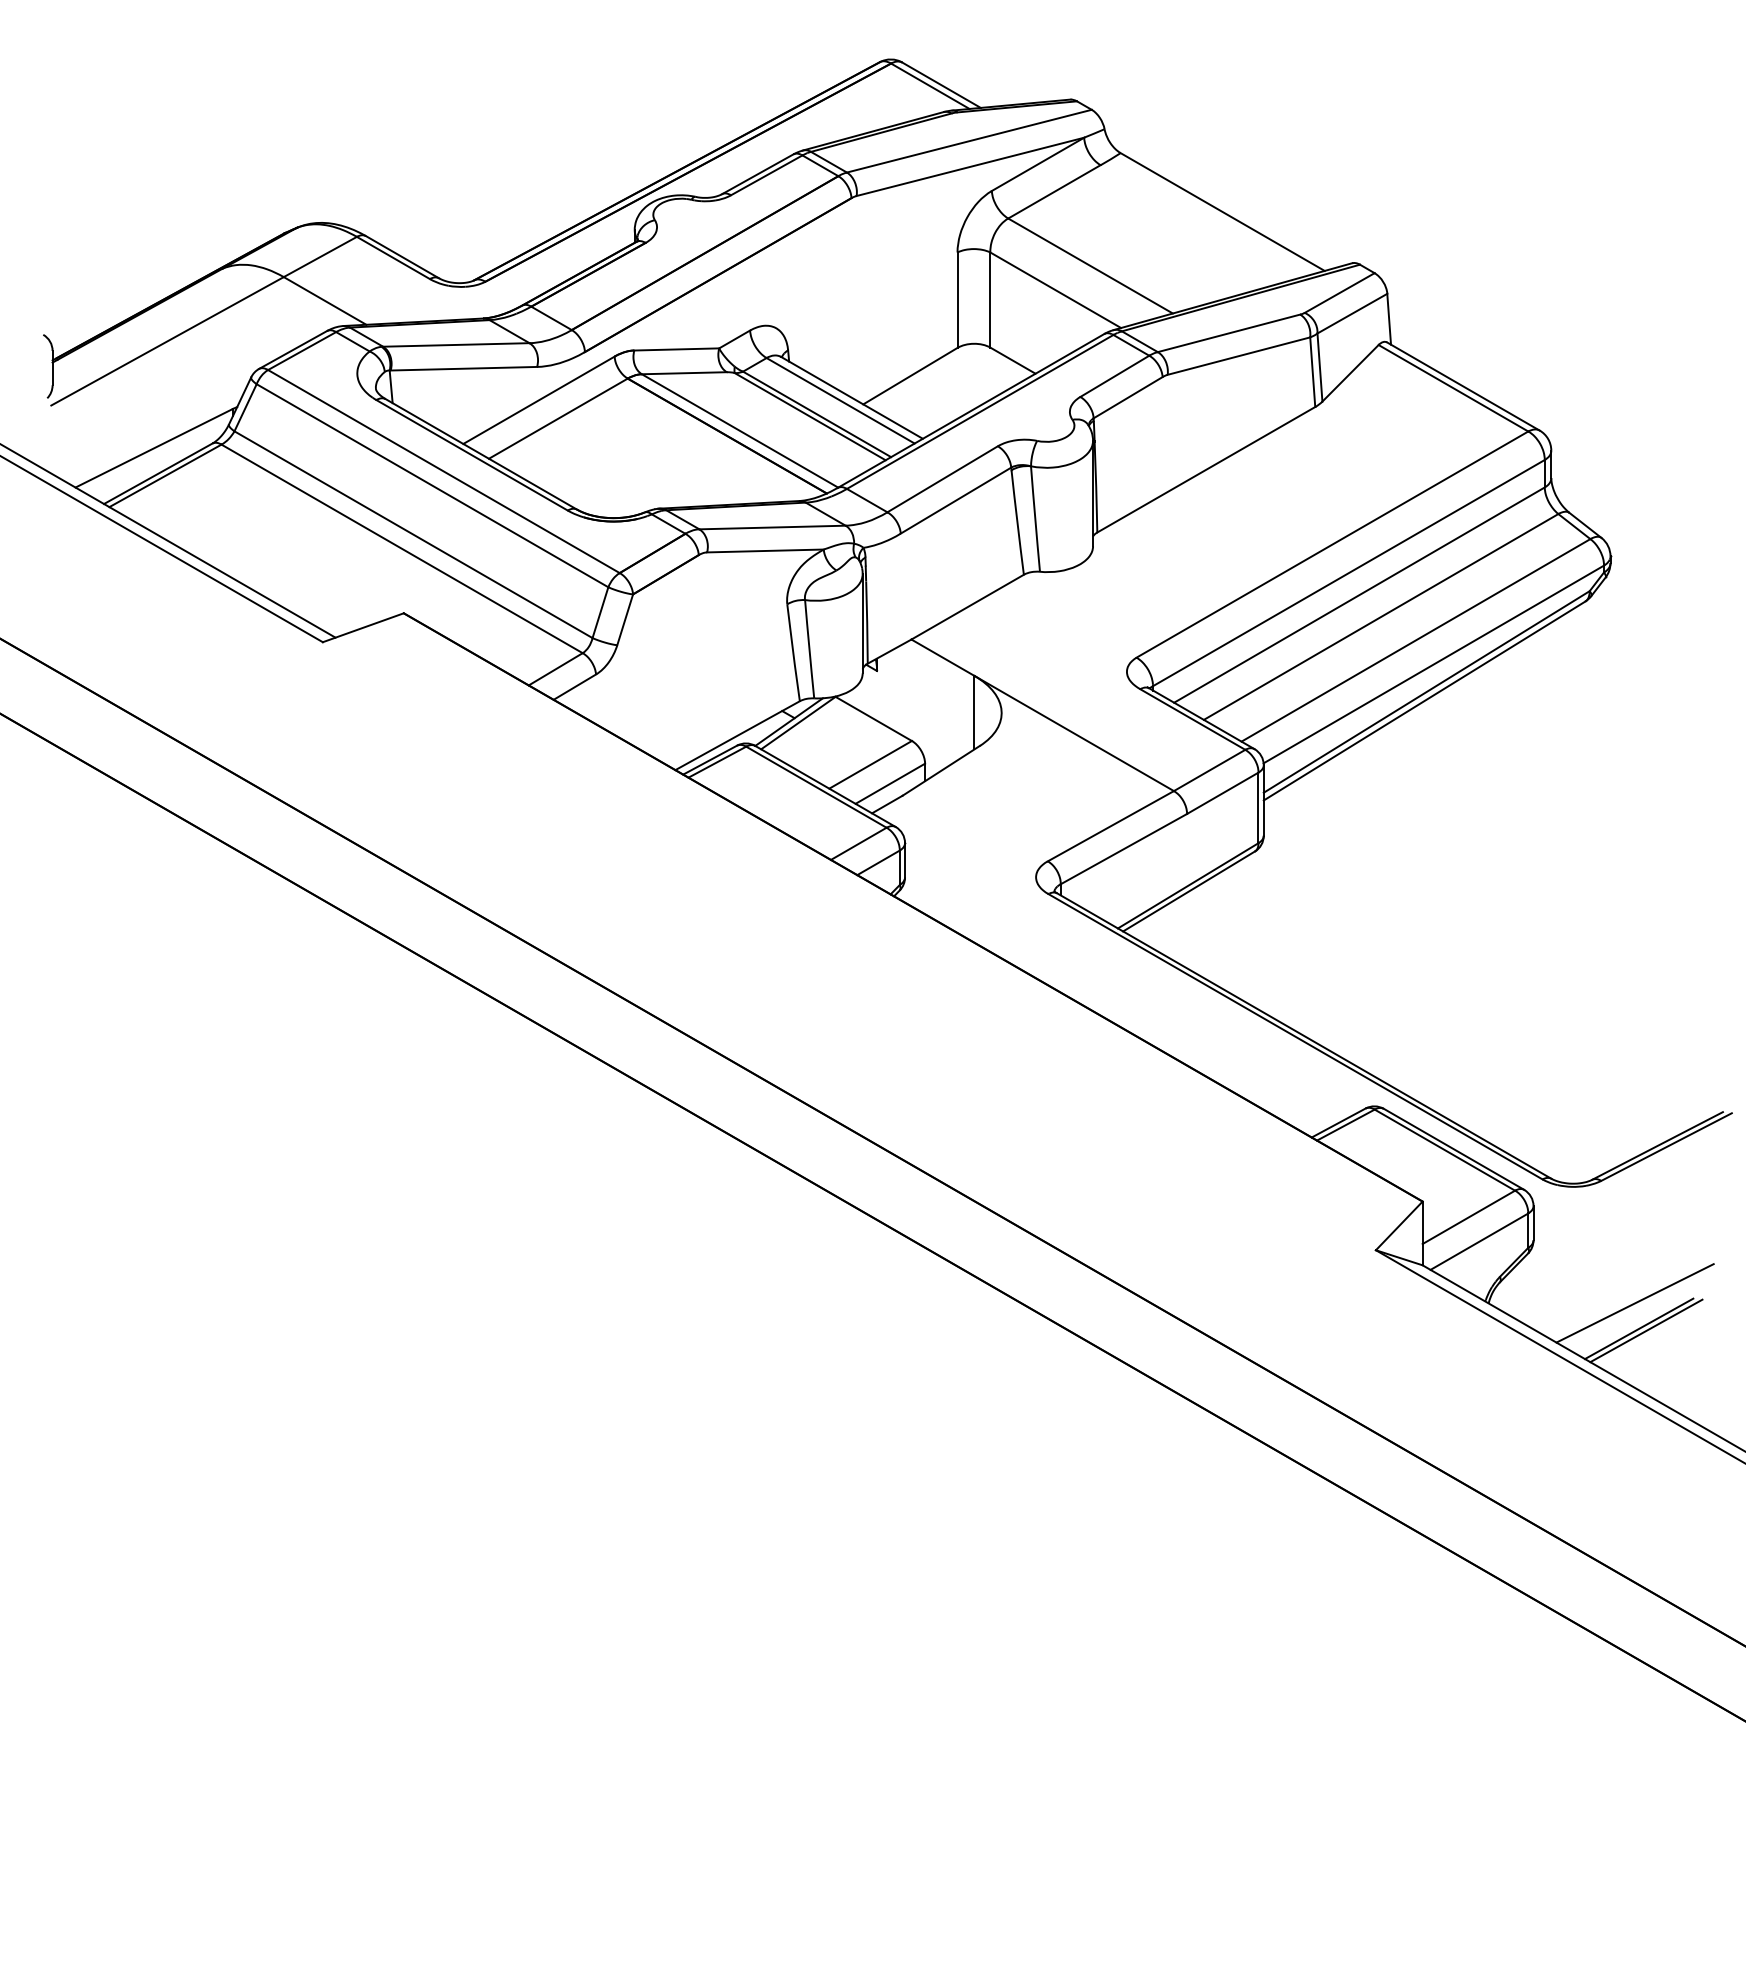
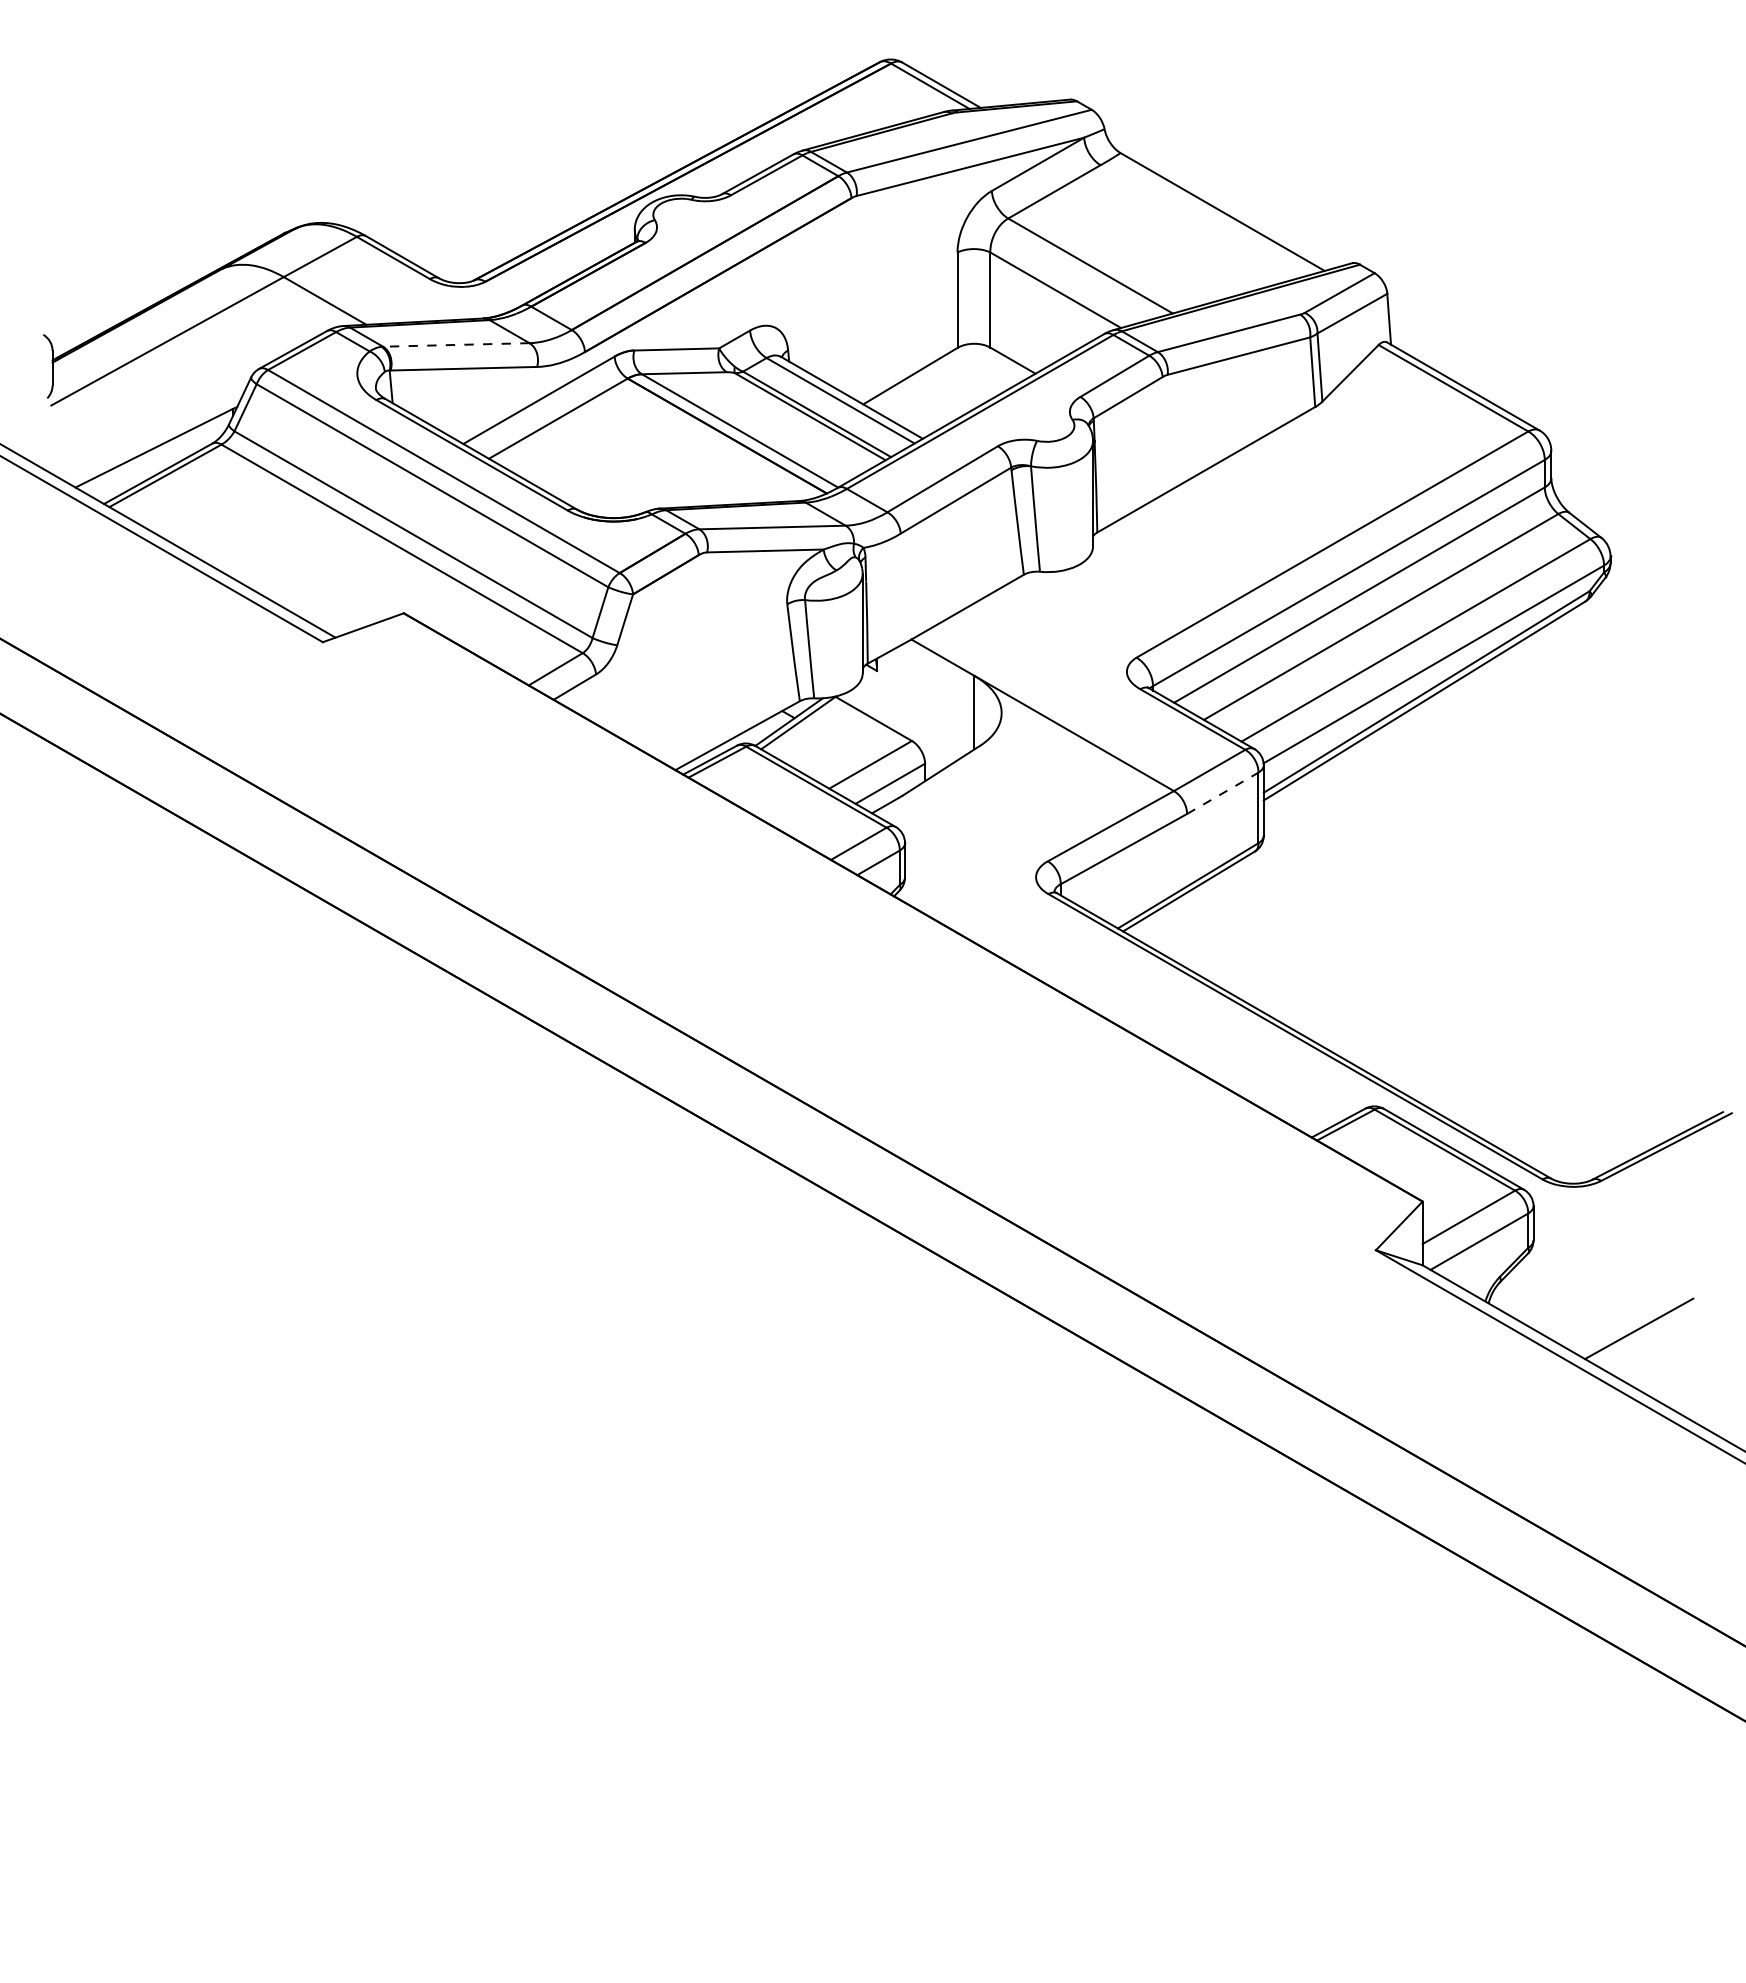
line: solid -> dashed (455, 344)
line: solid -> dashed (1223, 793)
line: present -> none (1634, 1303)
line: present -> none (1646, 1330)
